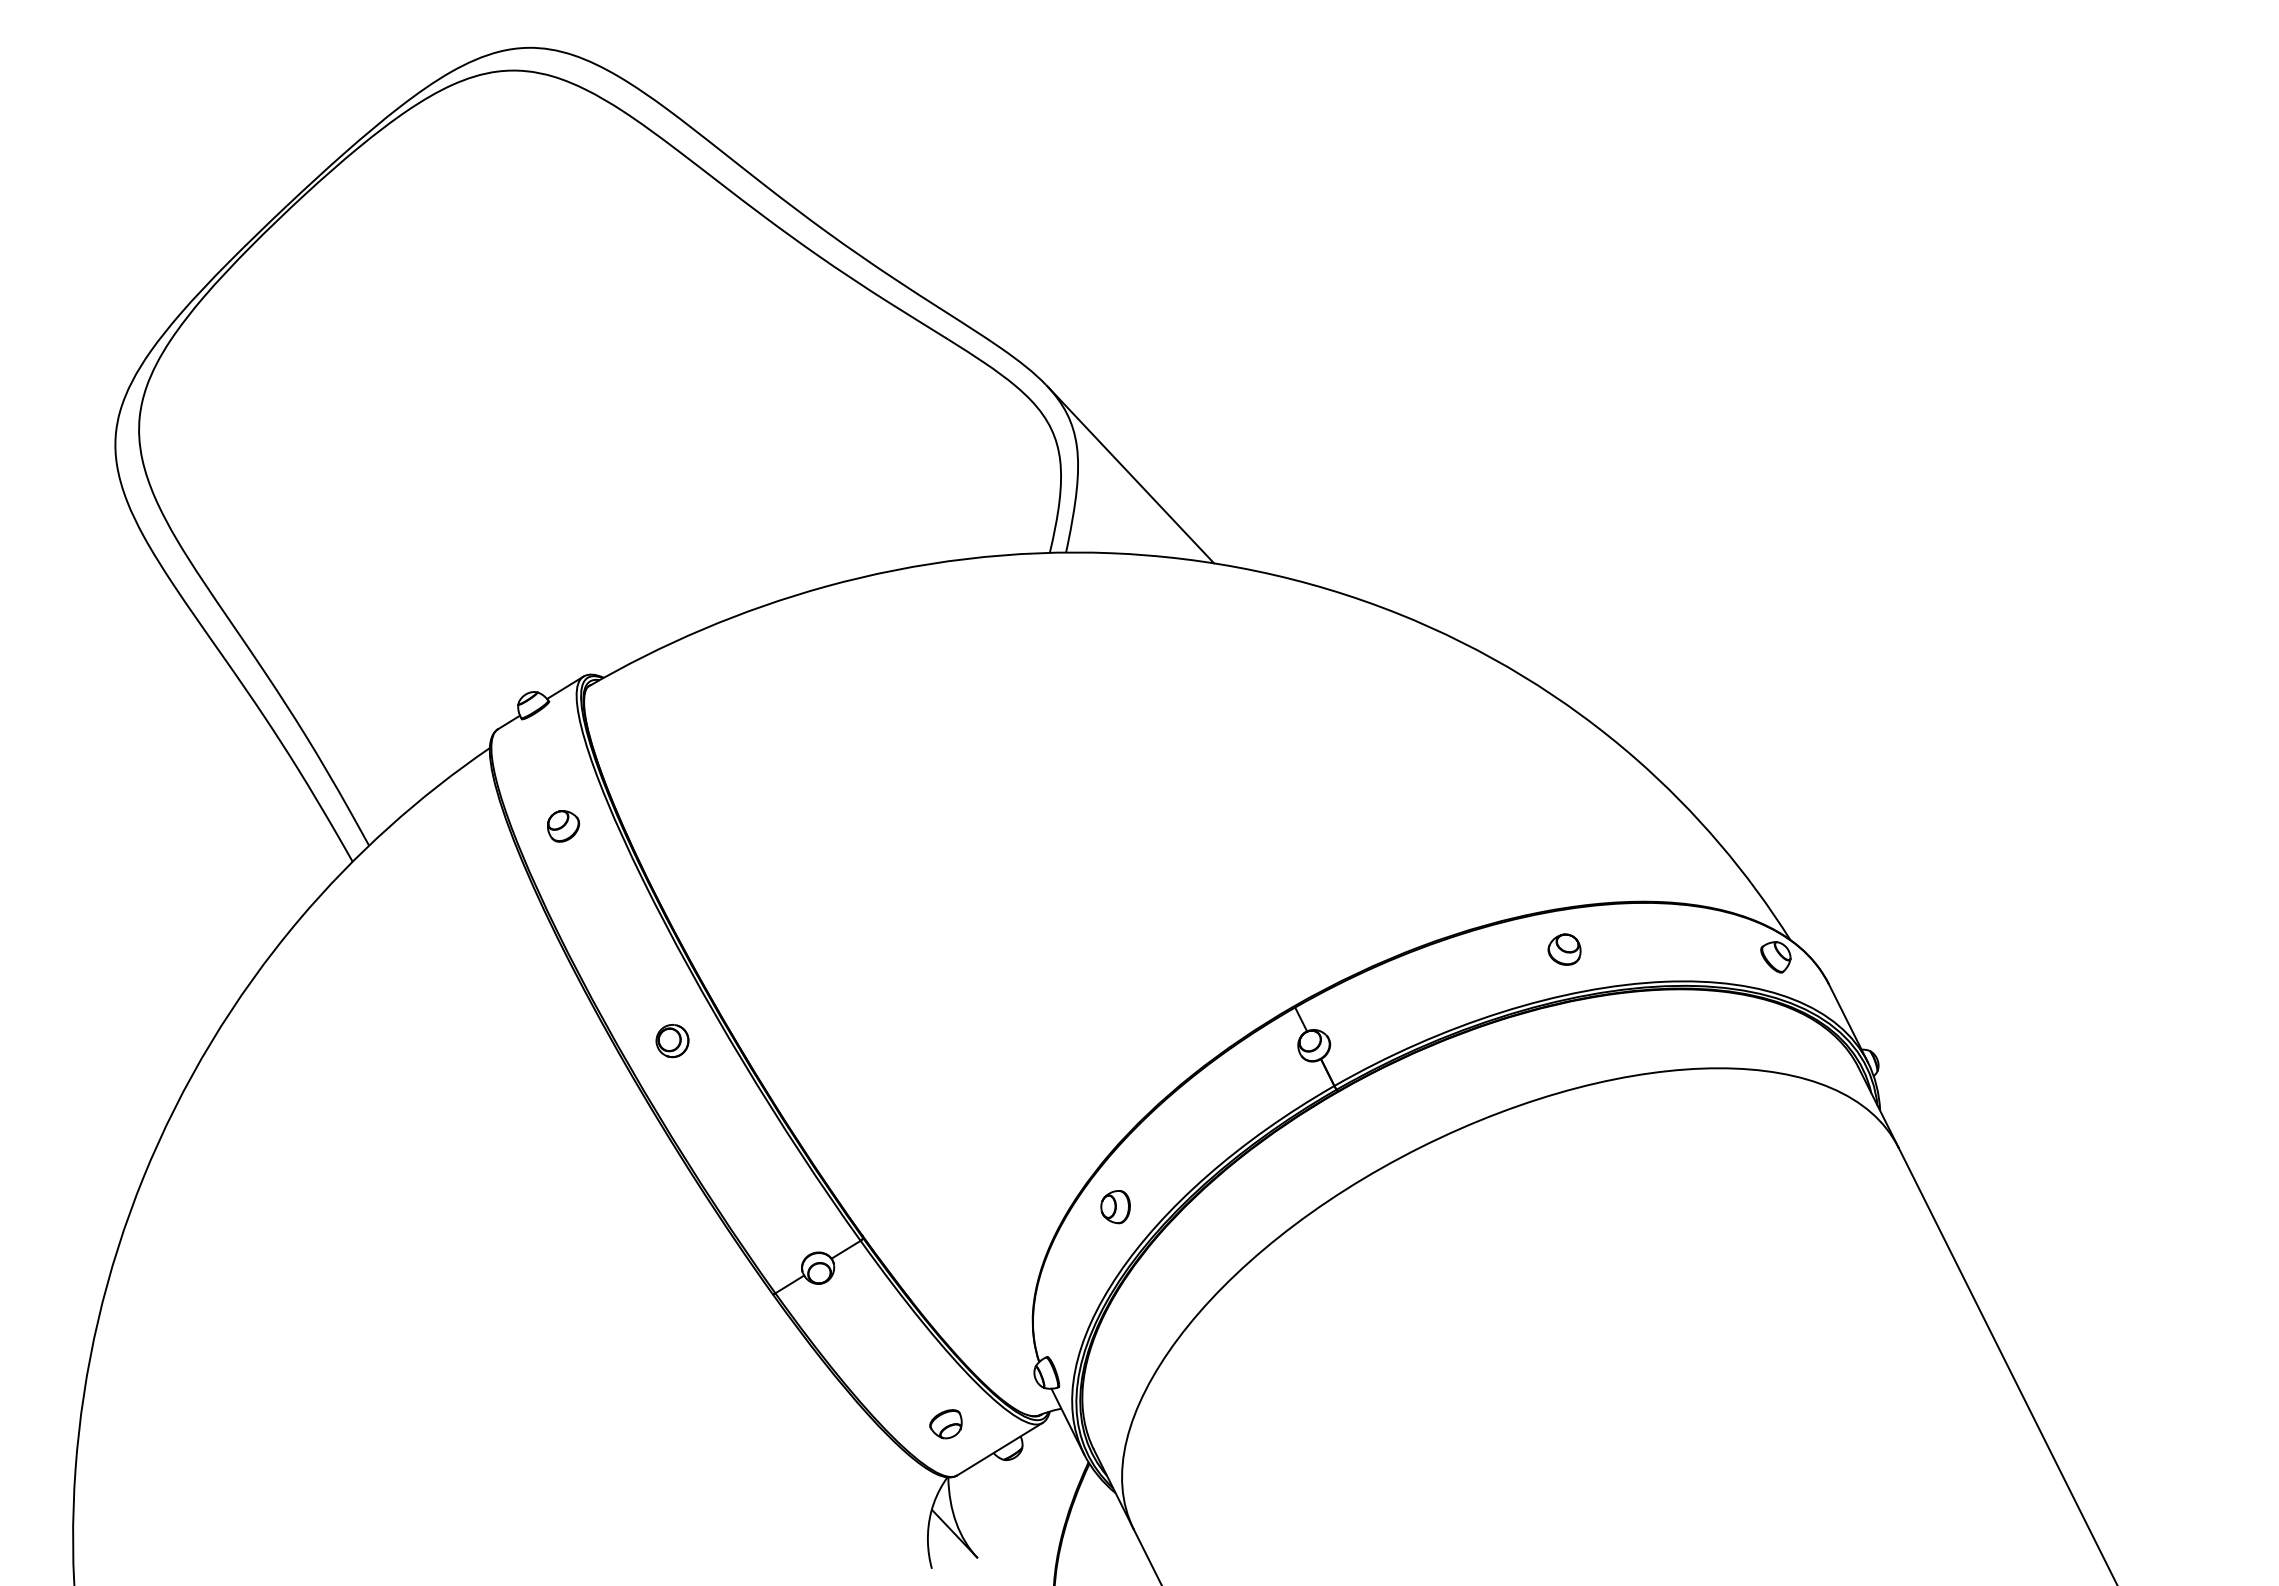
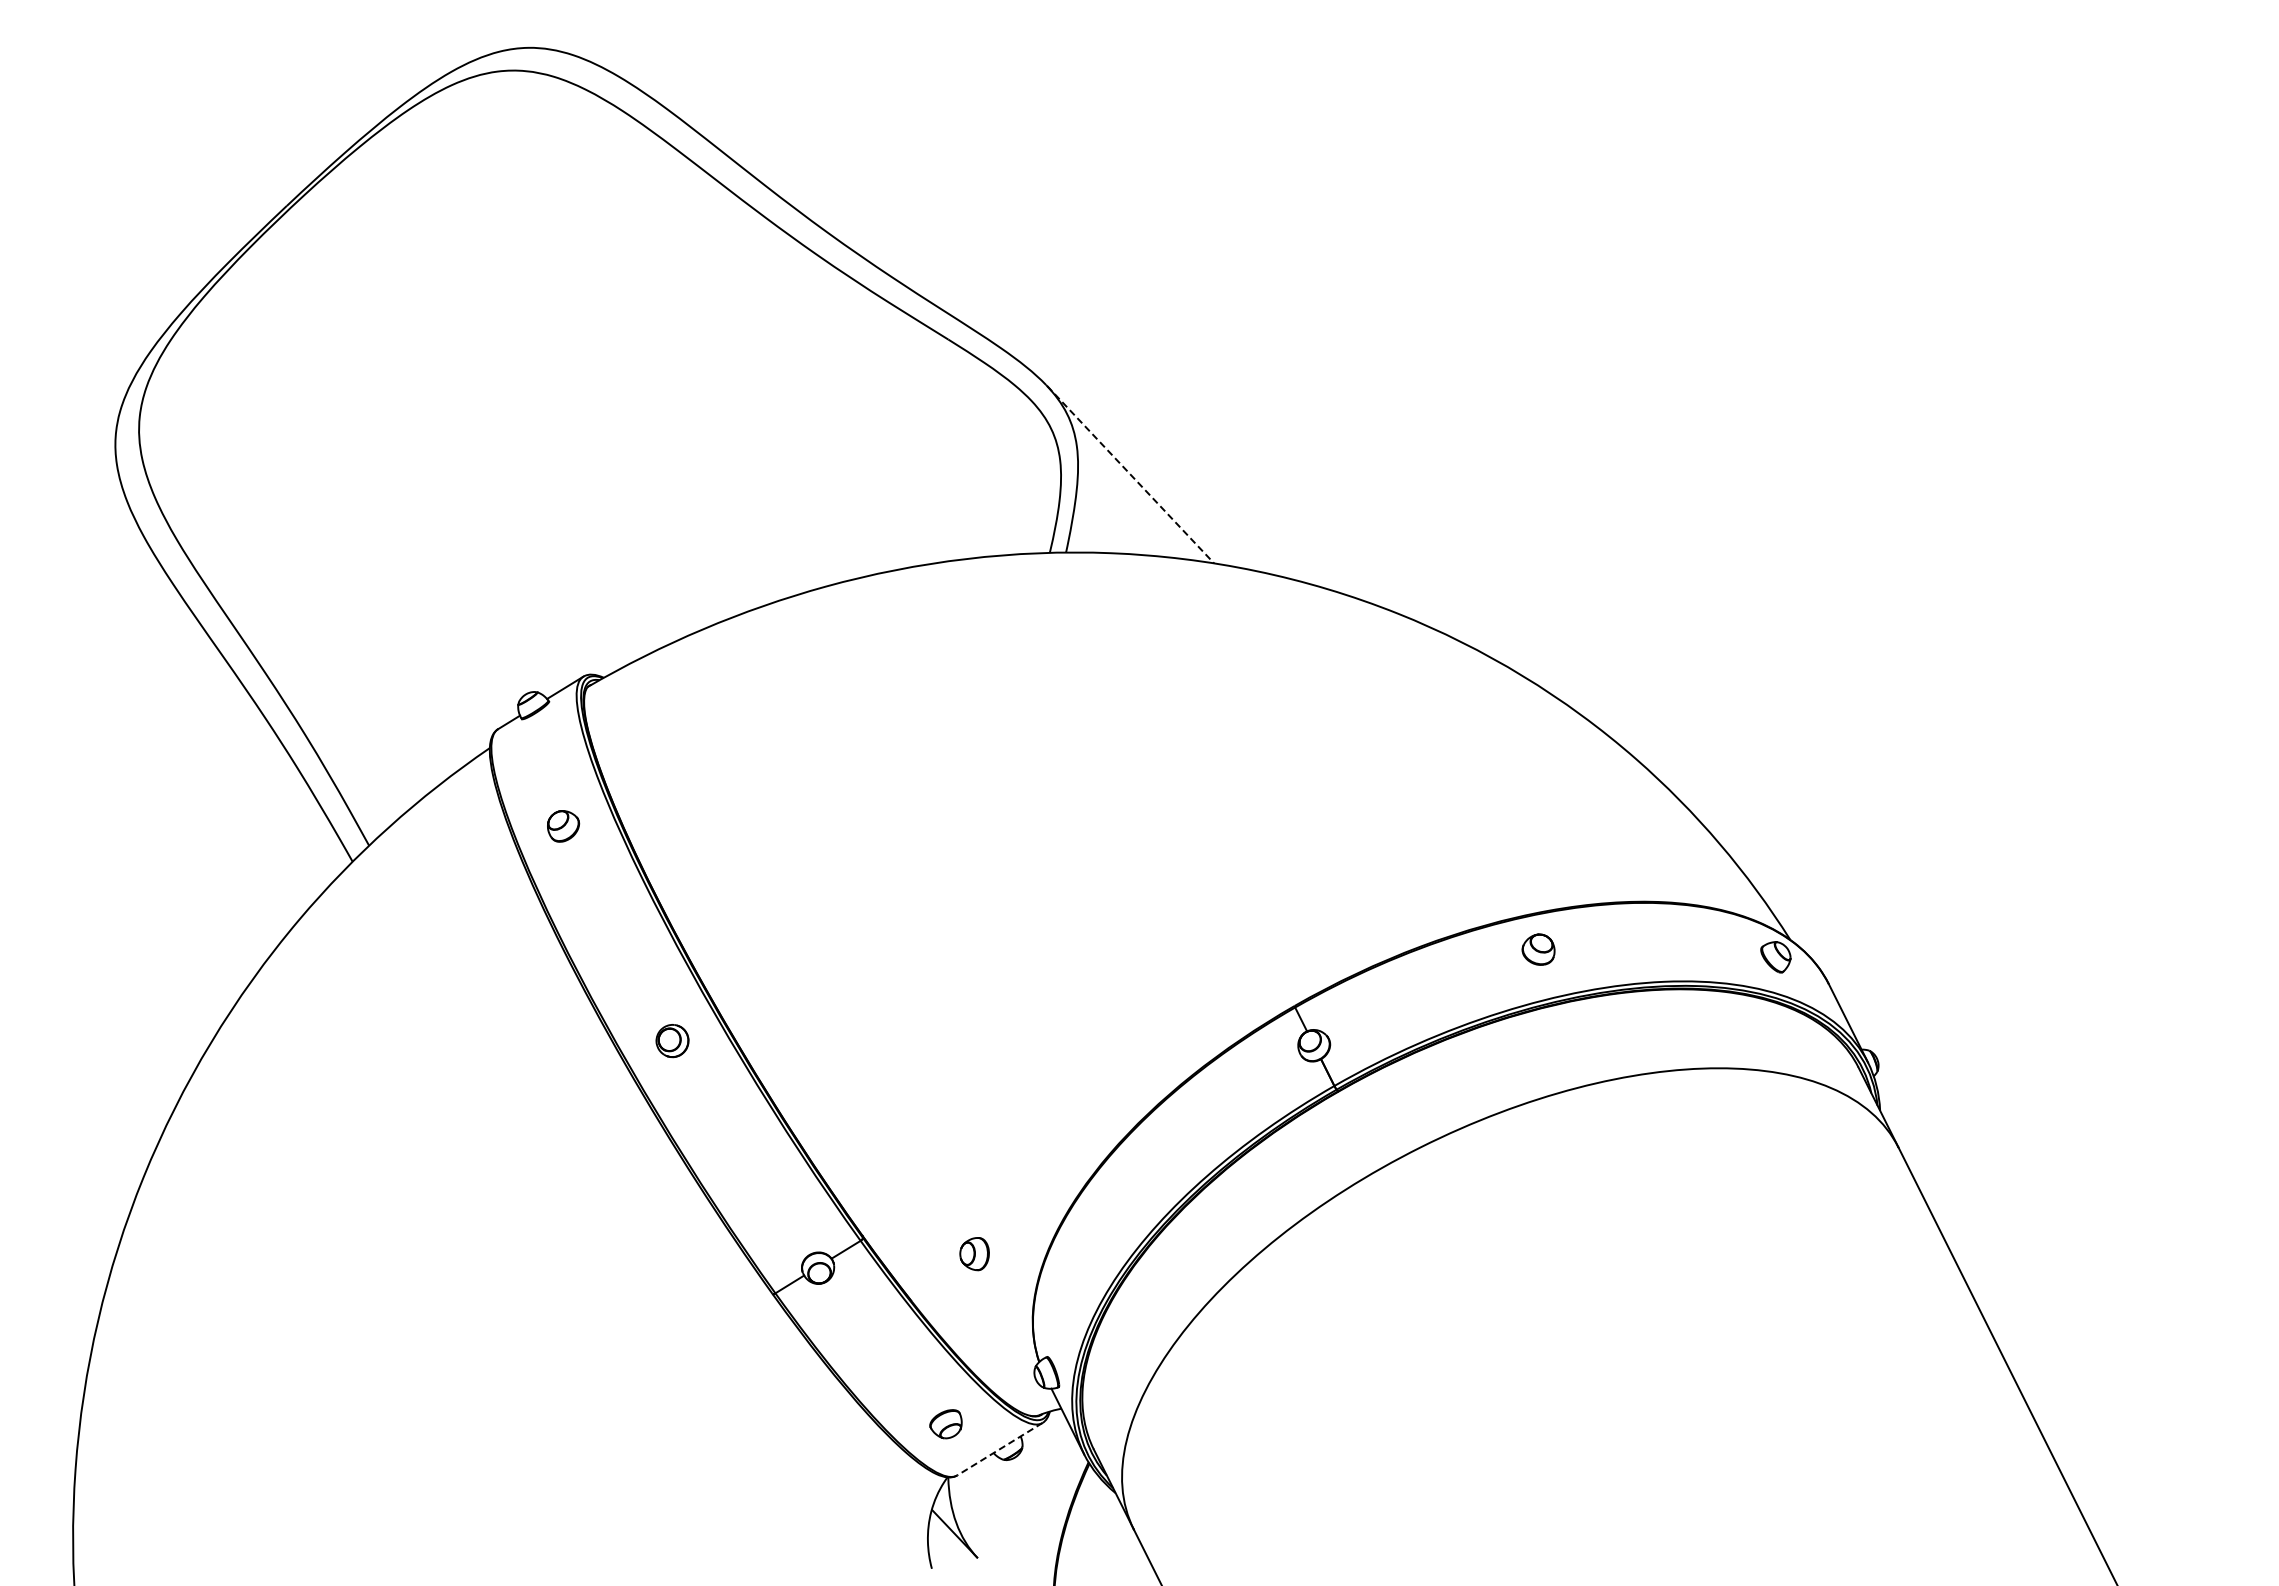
line: solid -> dashed (1130, 474)
part position: (1564, 949) -> (1538, 949) (1538, 949)
part position: (1115, 1207) -> (974, 1254) (974, 1254)
line: solid -> dashed (999, 1449)
